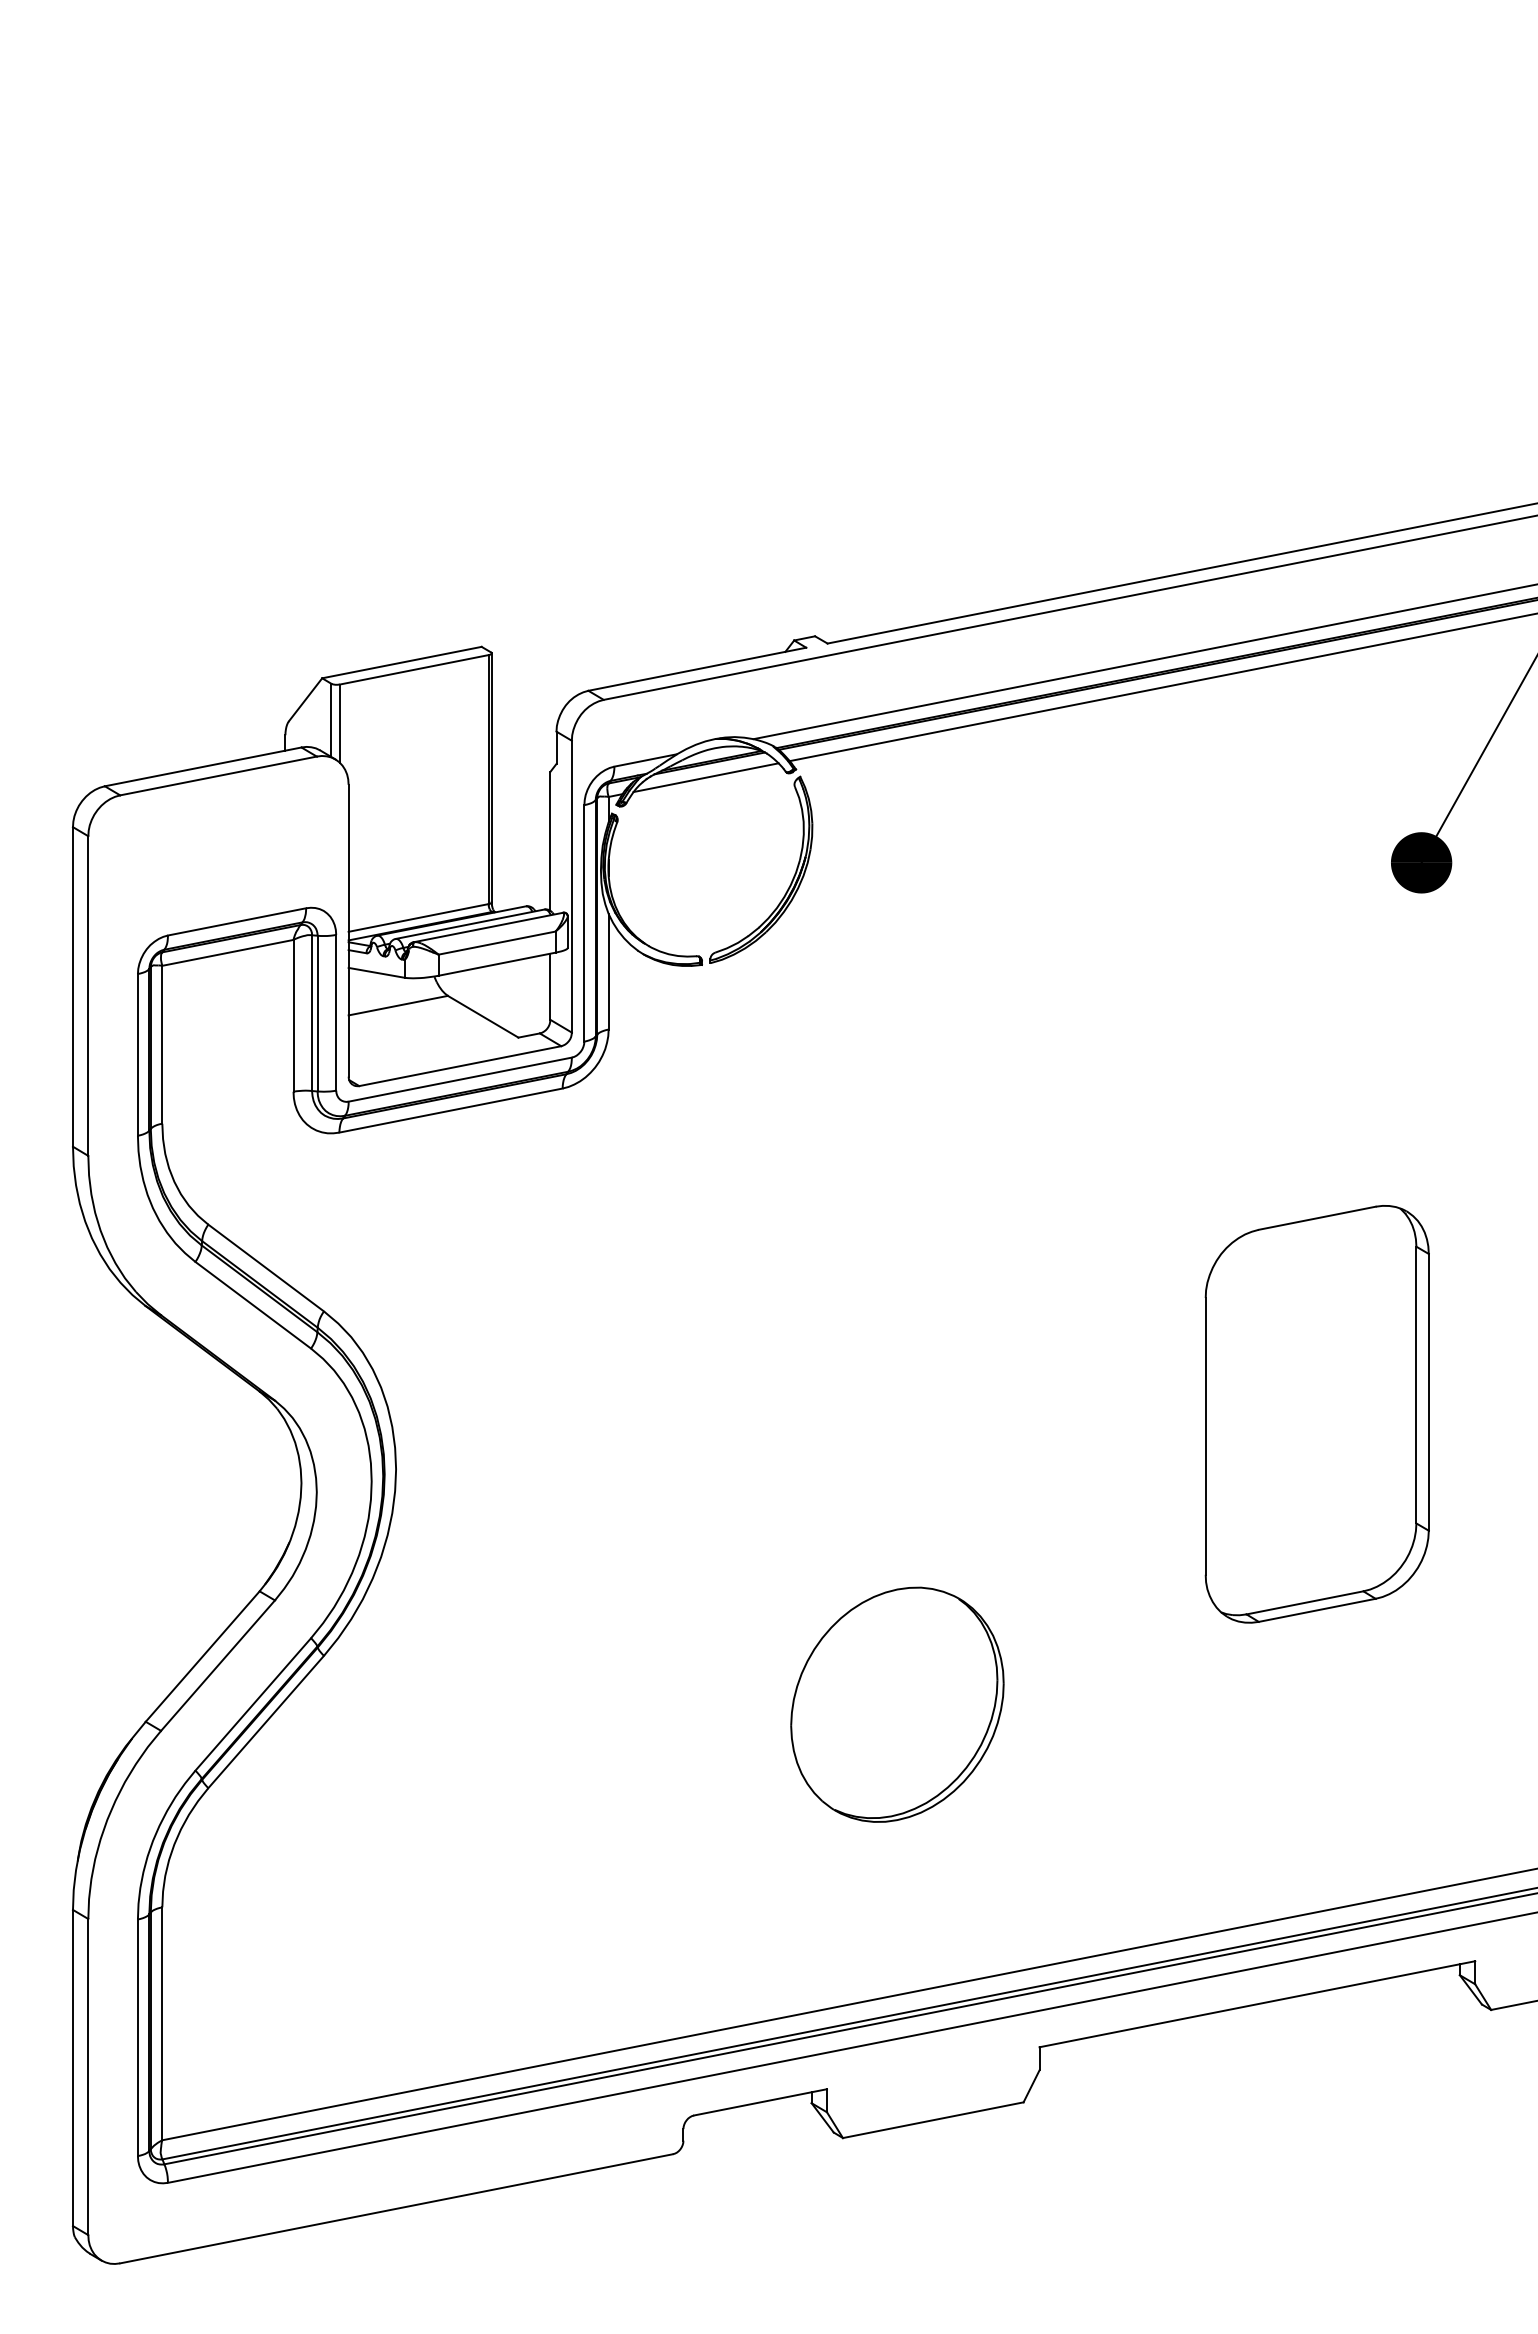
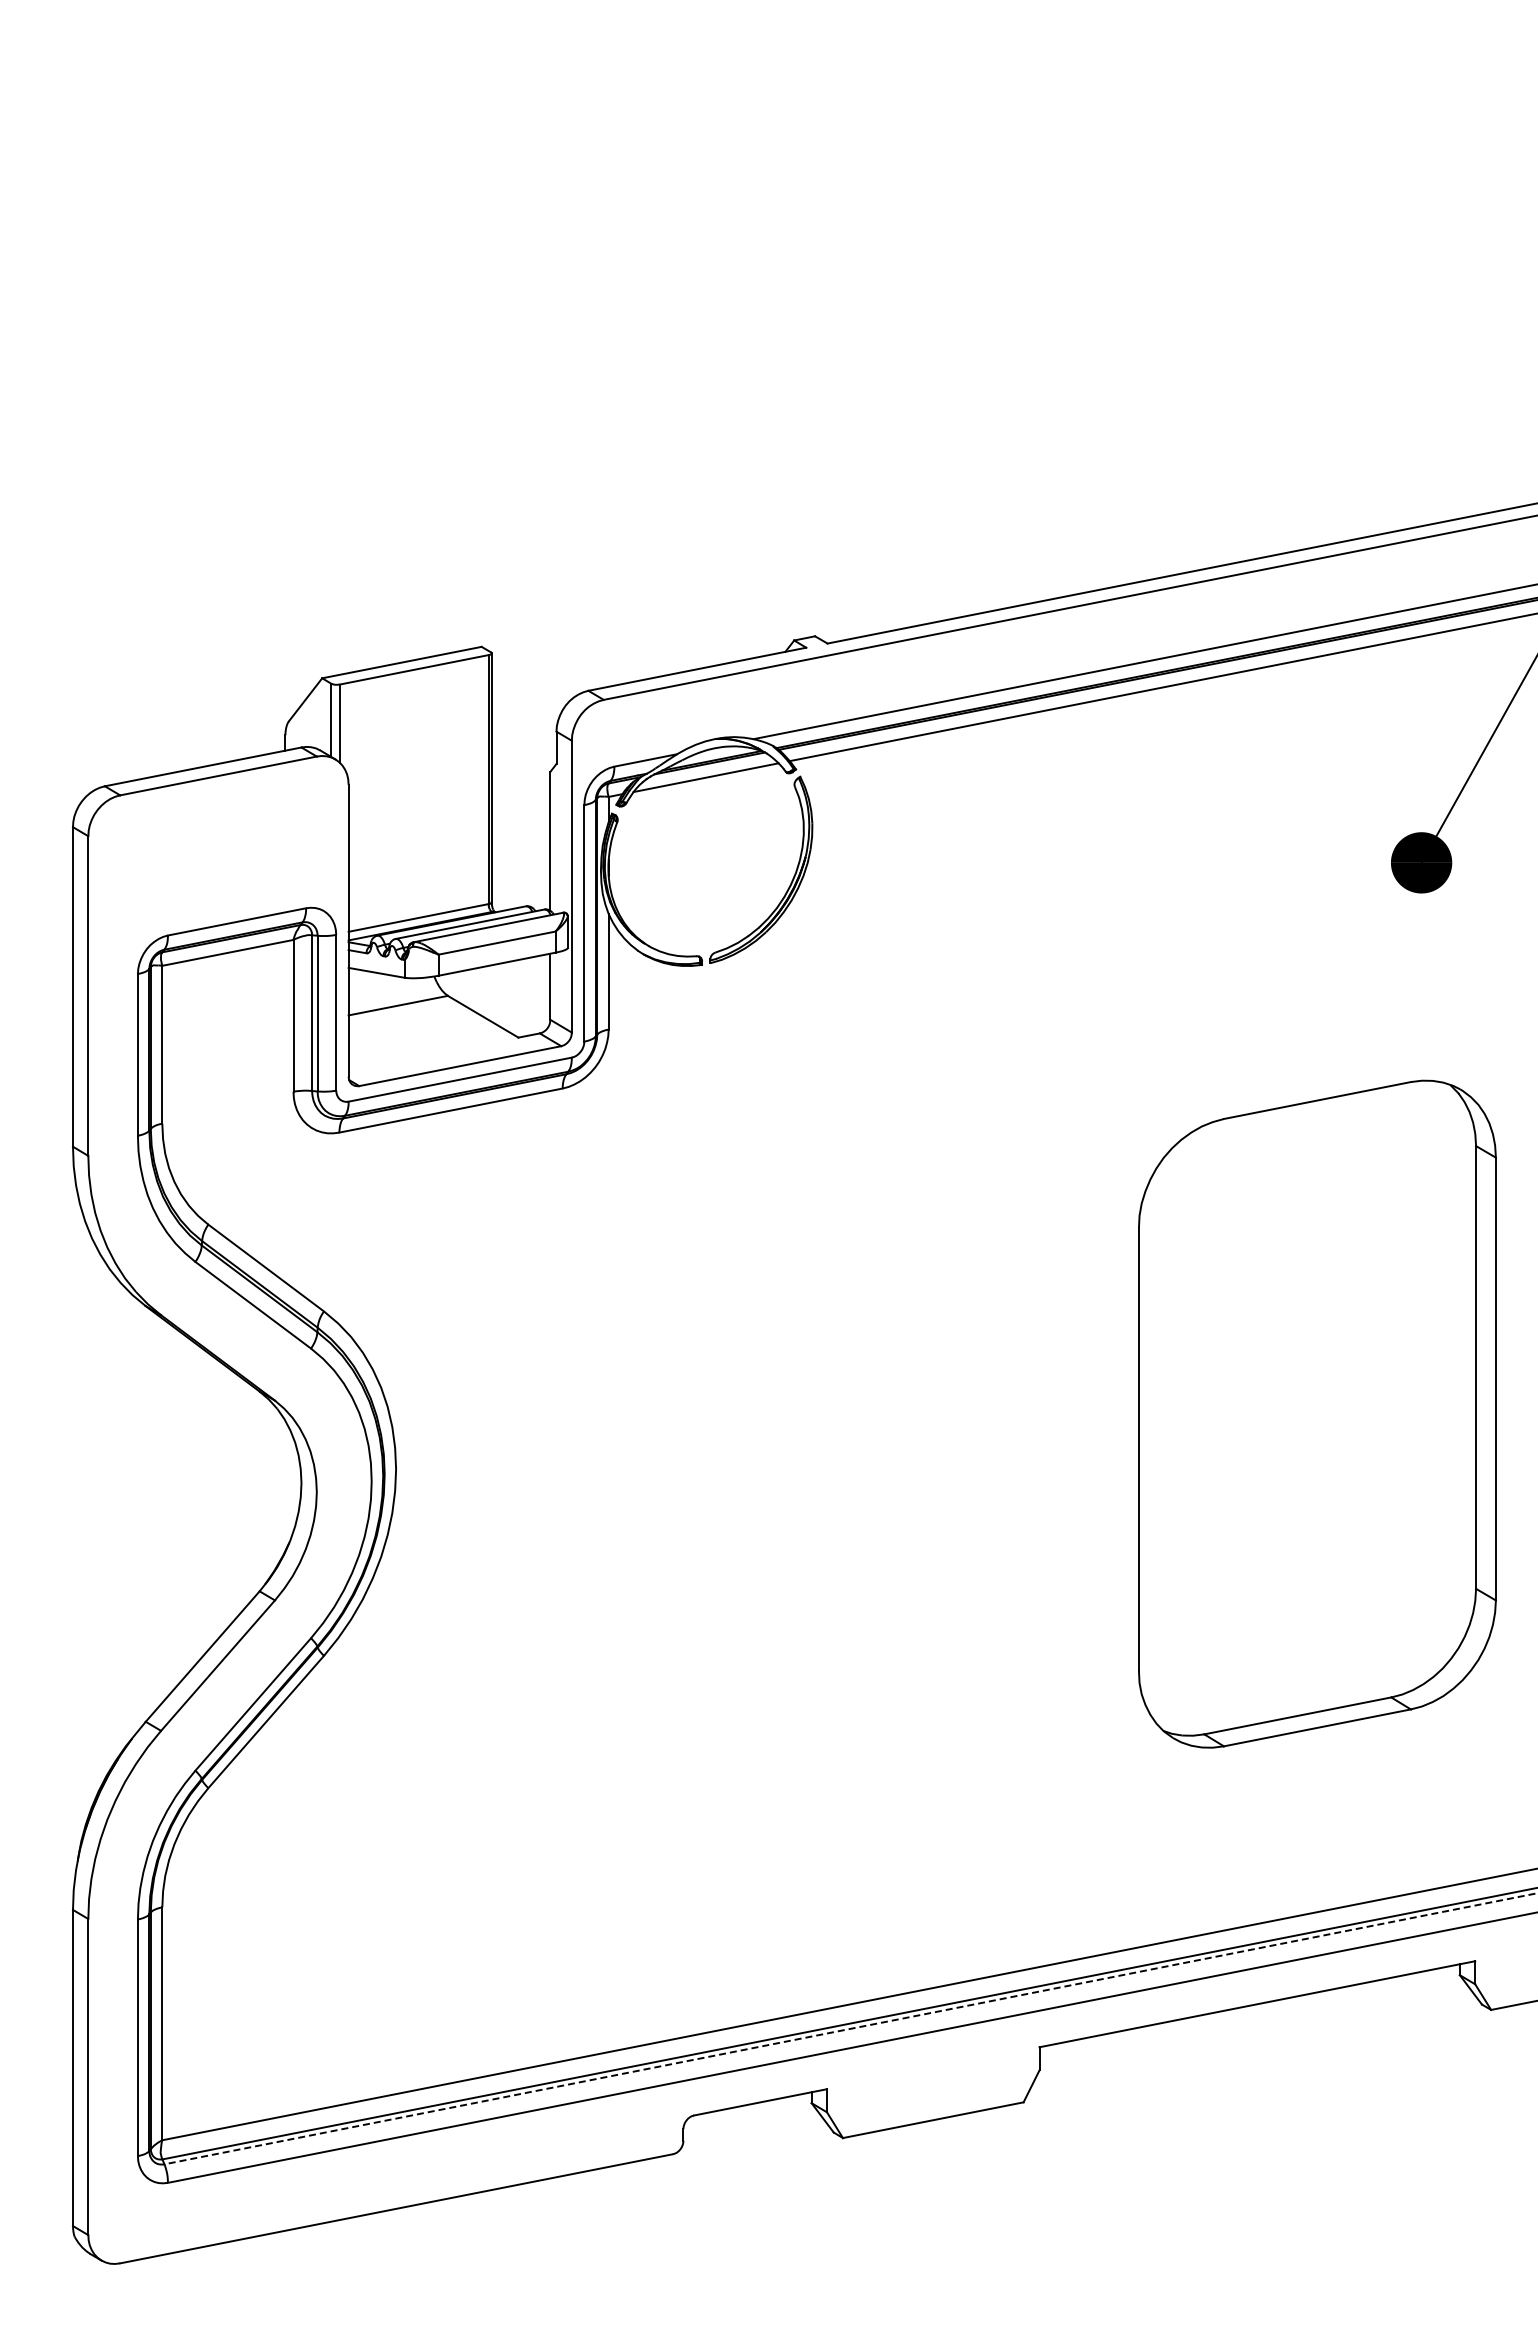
part size: 226x419 px -> 359x670 px (1317, 1413)
part: present -> none (897, 1704)
line: solid -> dashed (850, 2028)
